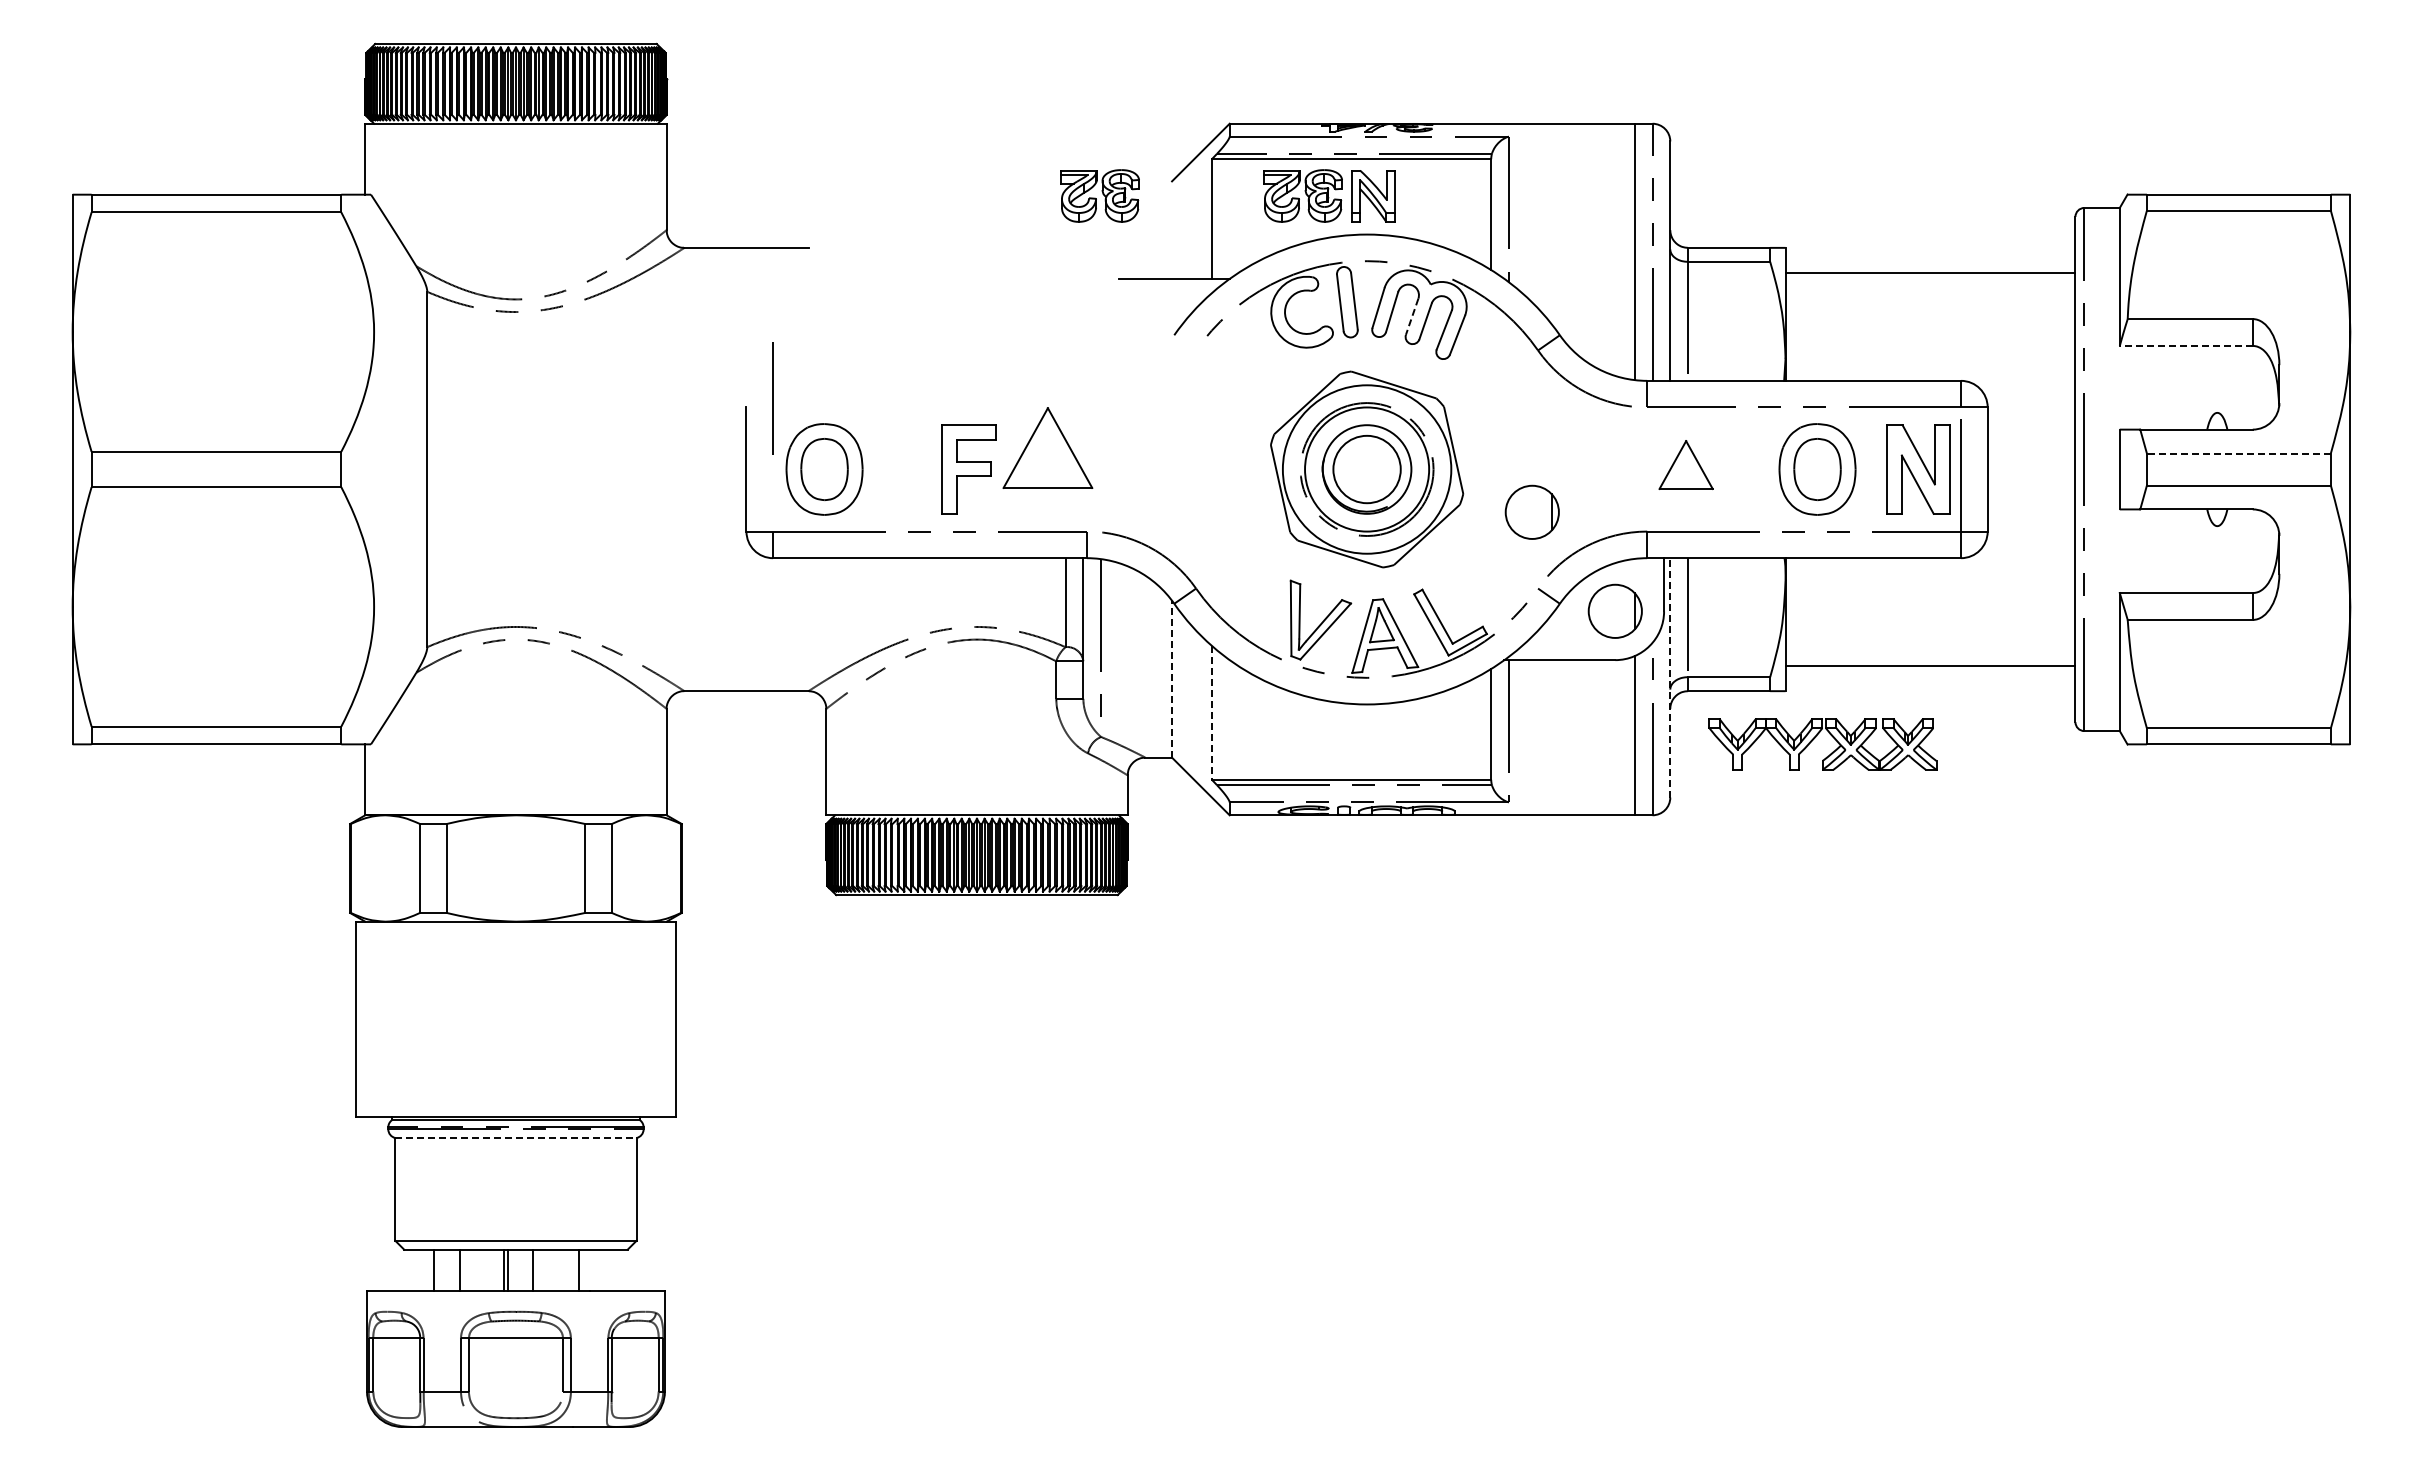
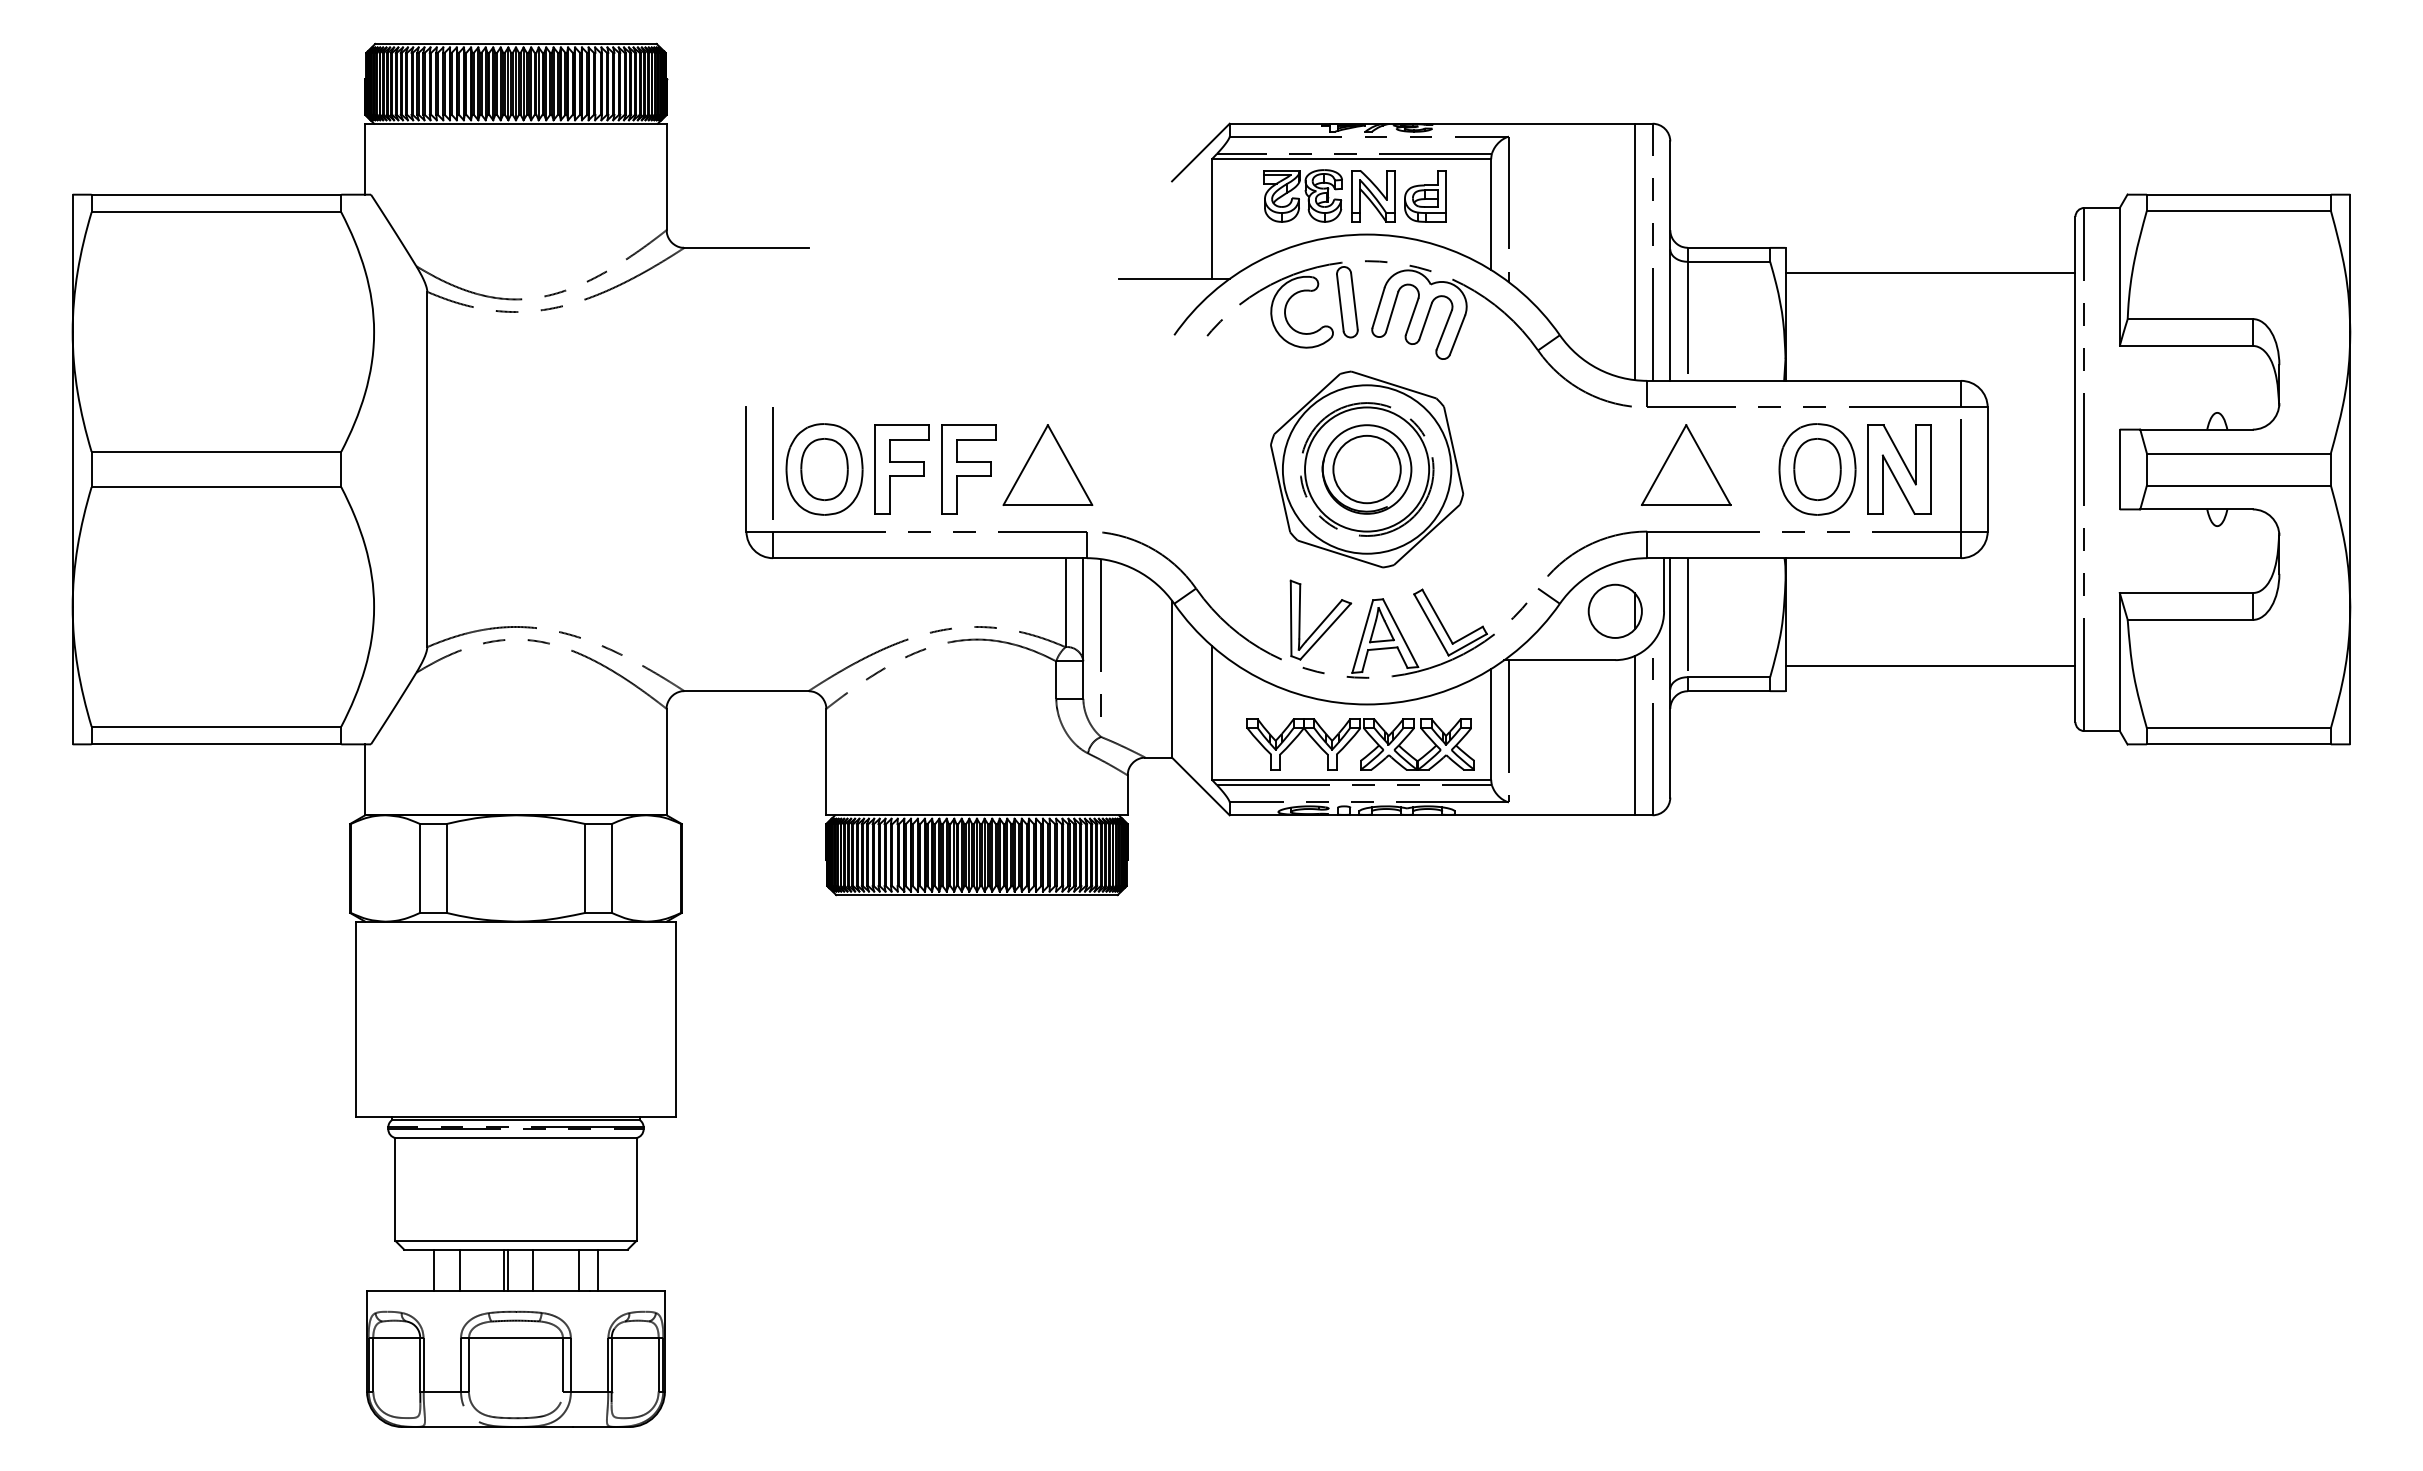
part: present -> none (1099, 195)
part: none -> present (1425, 196)
line: dashed -> solid (1412, 317)
line: dashed -> solid (2185, 345)
line position: (772, 398) -> (772, 463) (772, 463)
part position: (1047, 447) -> (1047, 464) (1047, 464)
line: dashed -> solid (2238, 453)
part size: 56x50 px -> 92x82 px (1685, 464)
part: none -> present (901, 469)
part position: (1918, 469) -> (1899, 469) (1899, 469)
part: present -> none (1531, 511)
line: dashed -> solid (1670, 677)
line: dashed -> solid (1172, 678)
line: dashed -> solid (1211, 712)
part position: (1816, 737) -> (1354, 737) (1354, 737)
line: dashed -> solid (515, 1138)
line: none -> present (598, 1269)
